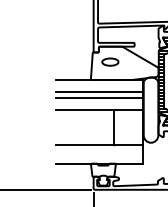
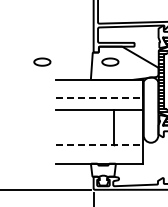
part: none -> present (42, 61)
line: present -> none (99, 91)
line: solid -> dashed (99, 98)
line: solid -> dashed (99, 145)
